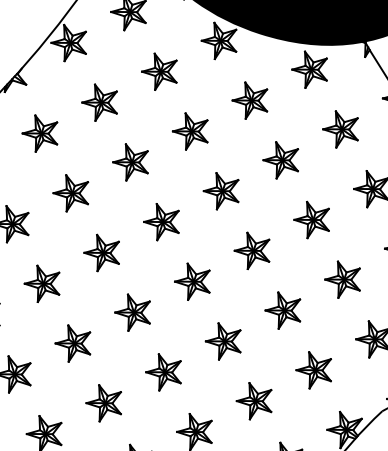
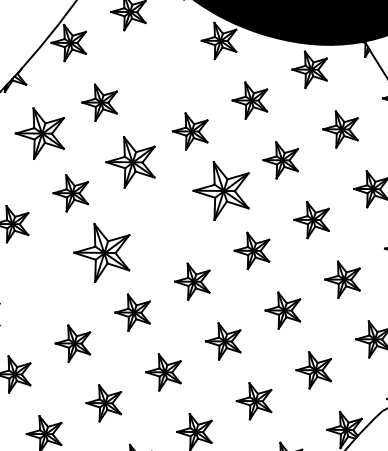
part: present -> none (159, 71)
part size: 38x39 px -> 51x54 px (39, 133)
part size: 37x39 px -> 51x53 px (130, 162)
part size: 38x39 px -> 58x60 px (220, 190)
part: present -> none (161, 222)
part size: 37x40 px -> 58x60 px (101, 252)
part: present -> none (41, 283)
